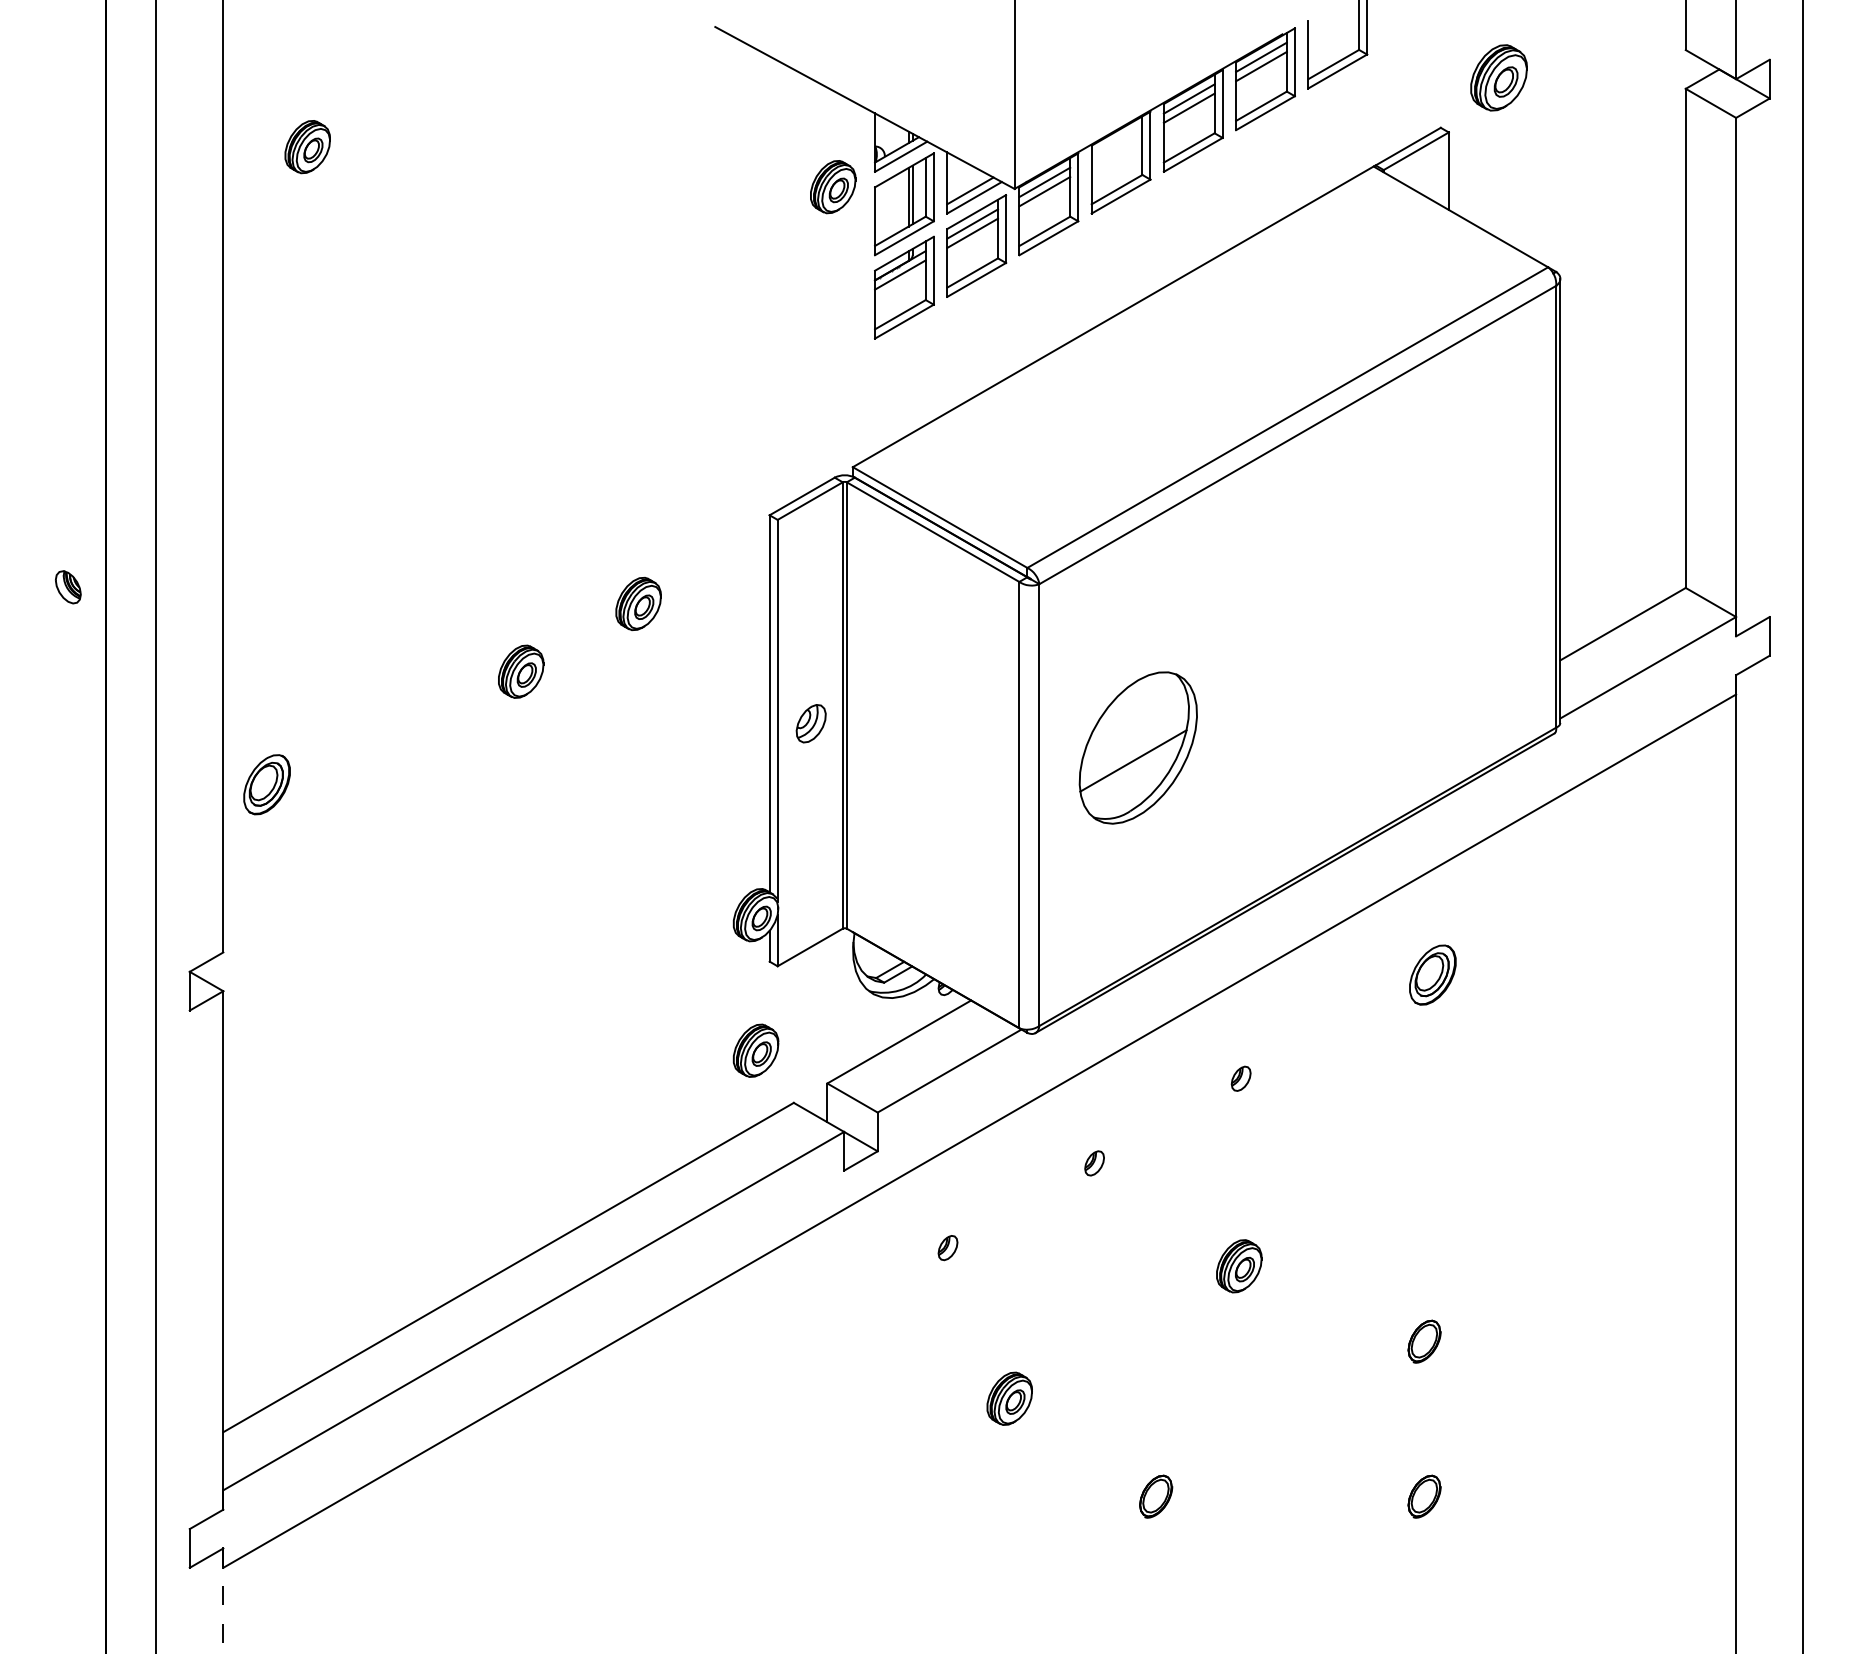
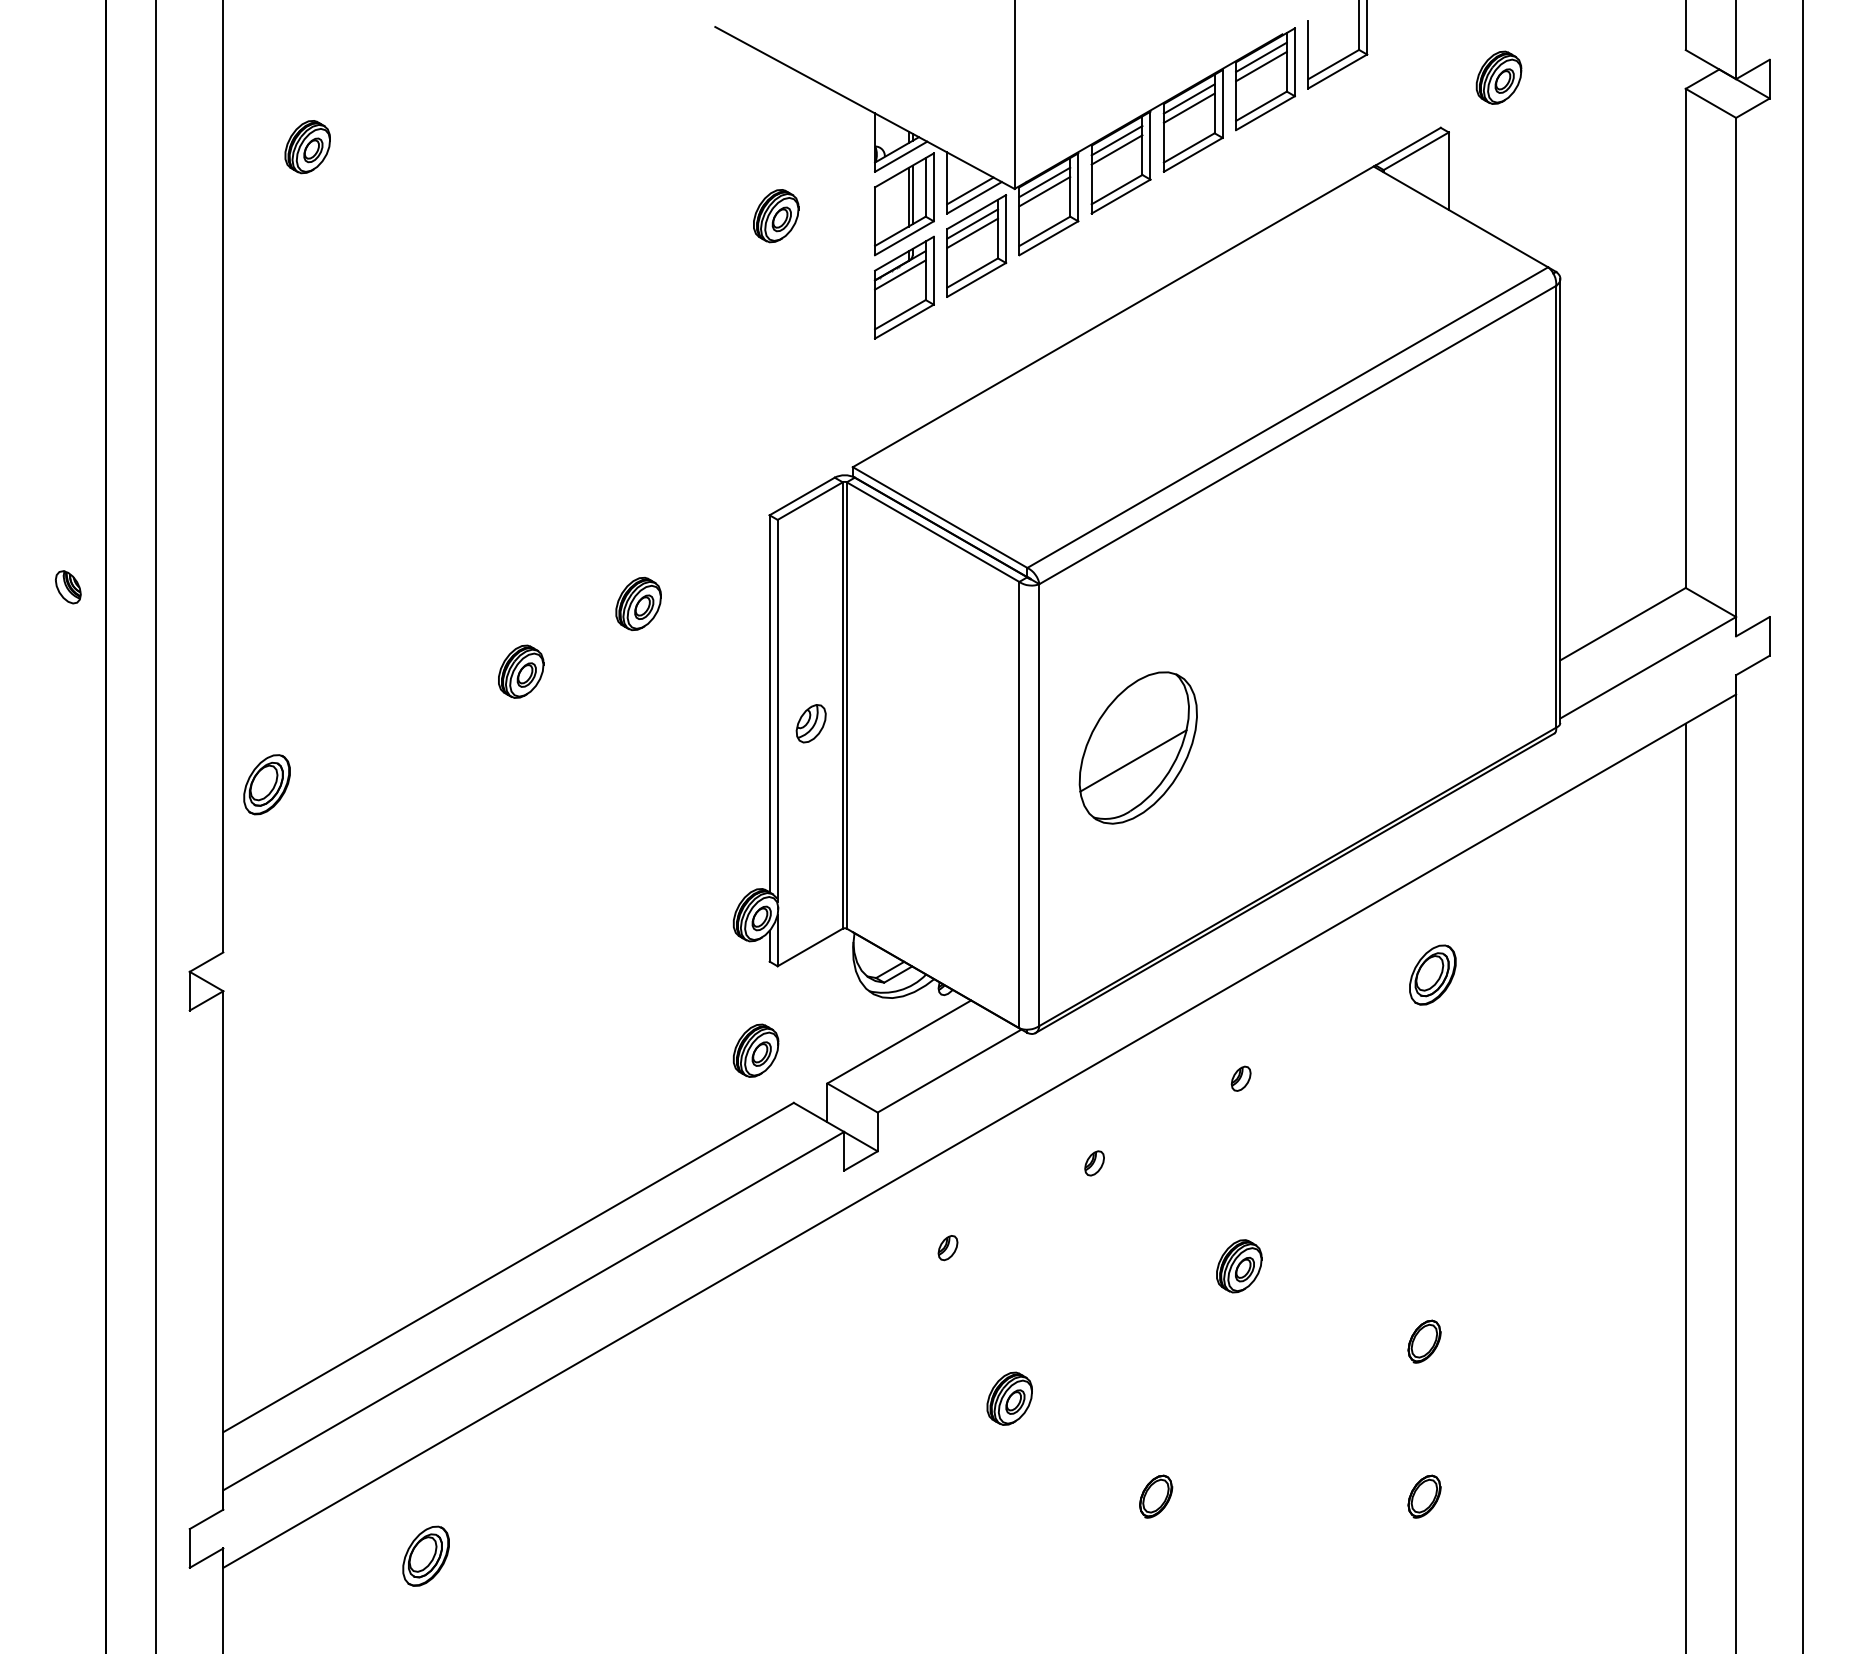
part size: 58x68 px -> 48x55 px (1498, 77)
line: none -> present (1116, 140)
line: none -> present (1116, 149)
part position: (833, 187) -> (776, 216) (776, 216)
line: none -> present (1685, 1186)
part: none -> present (425, 1555)
line: dashed -> solid (223, 1601)
